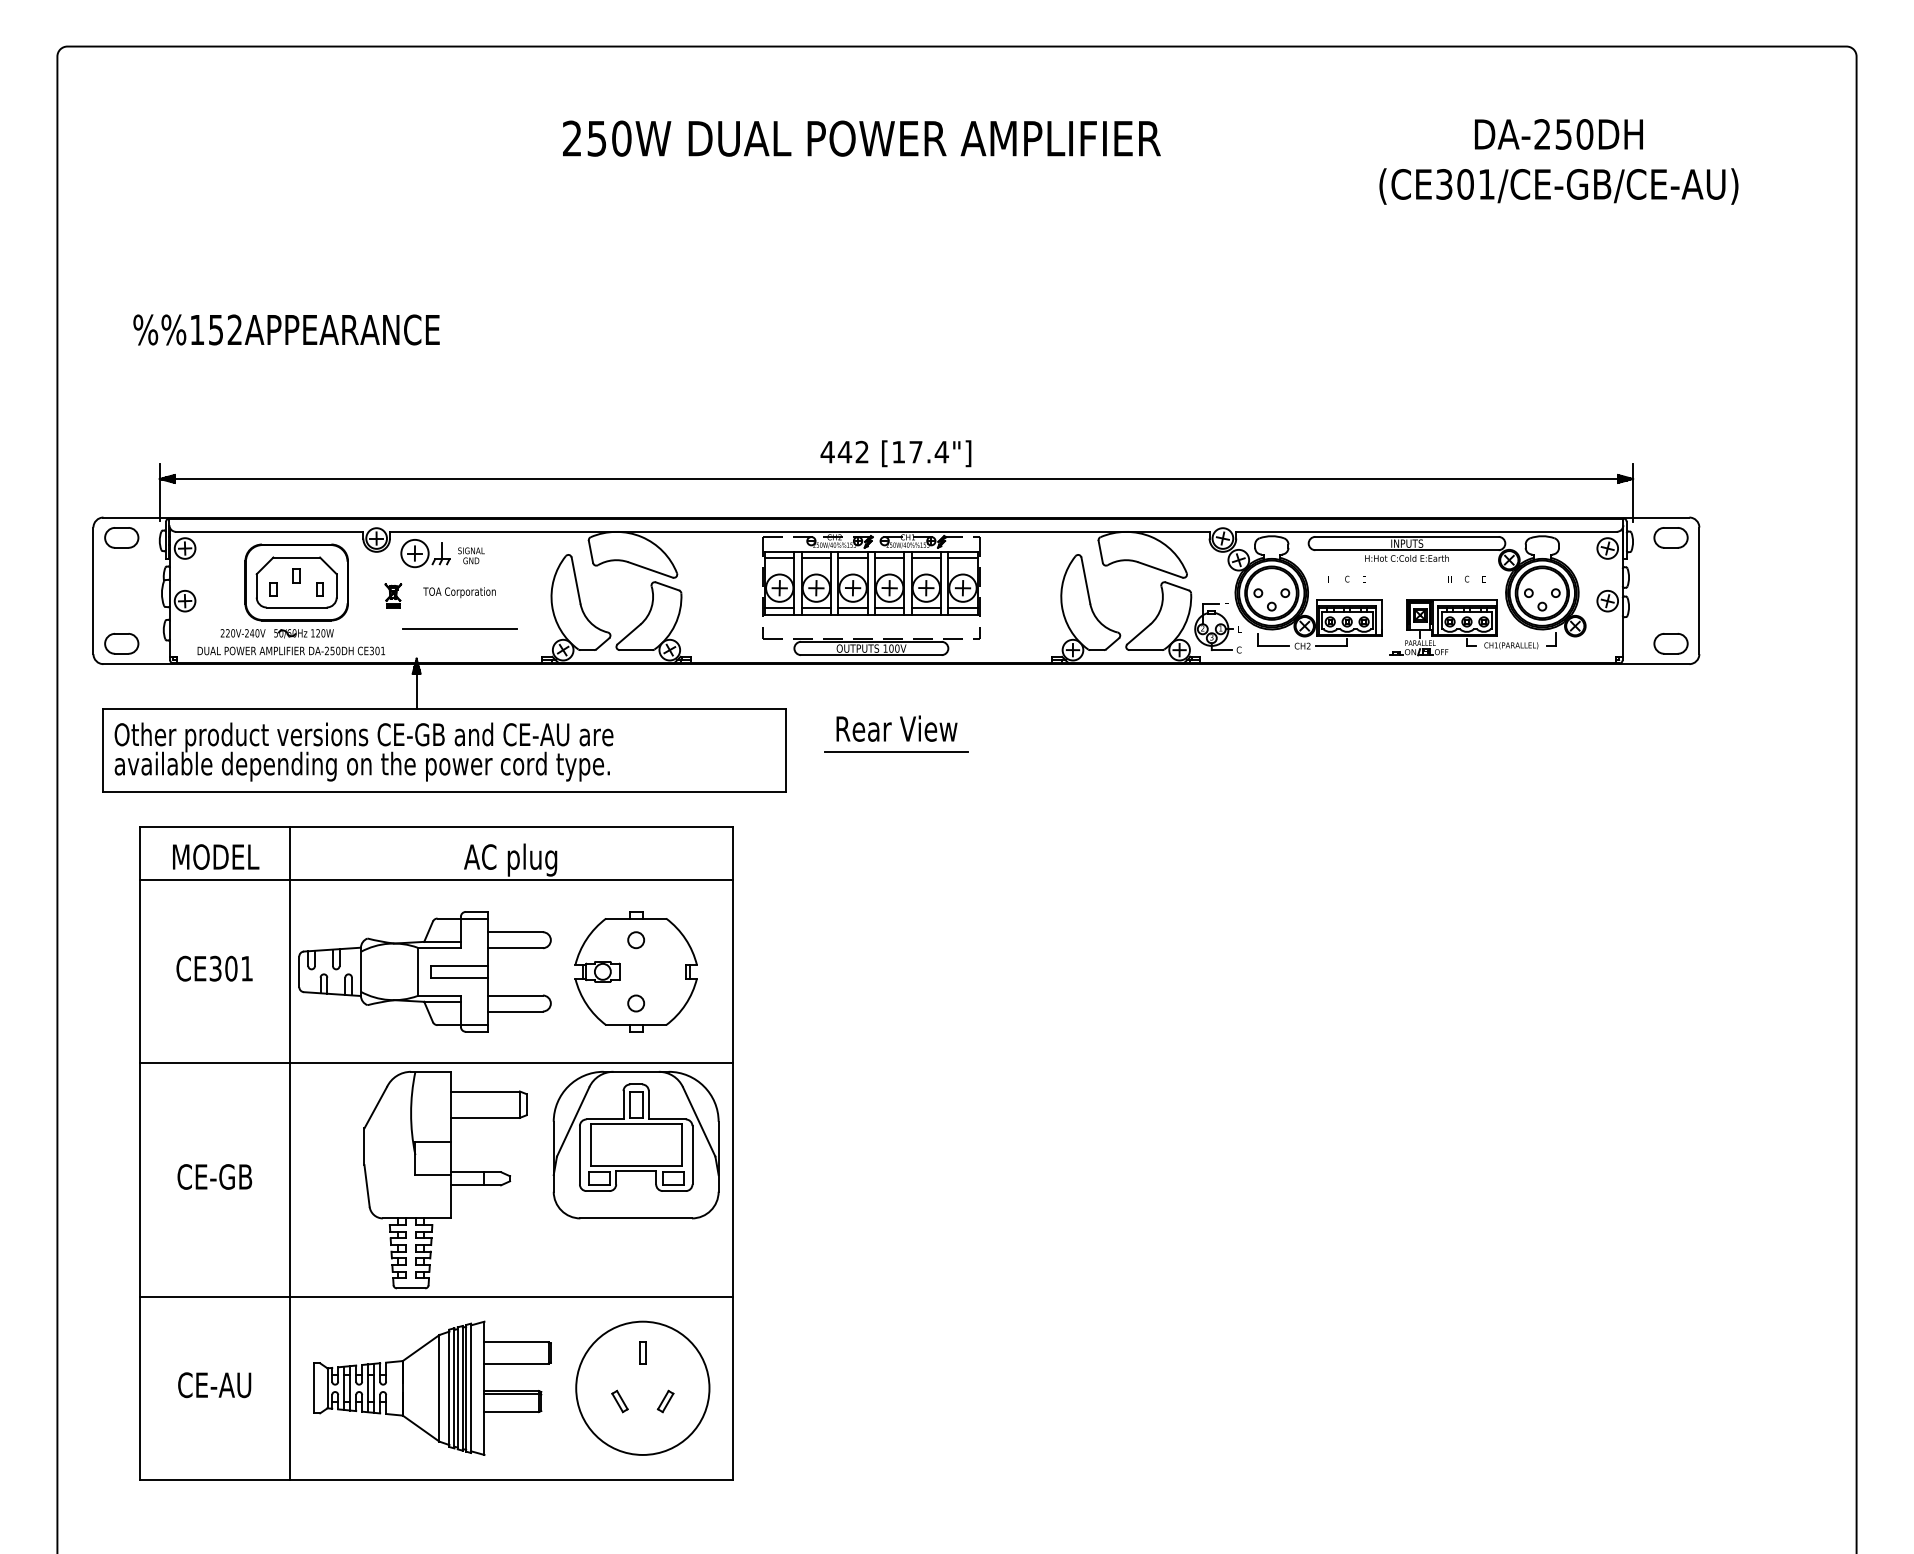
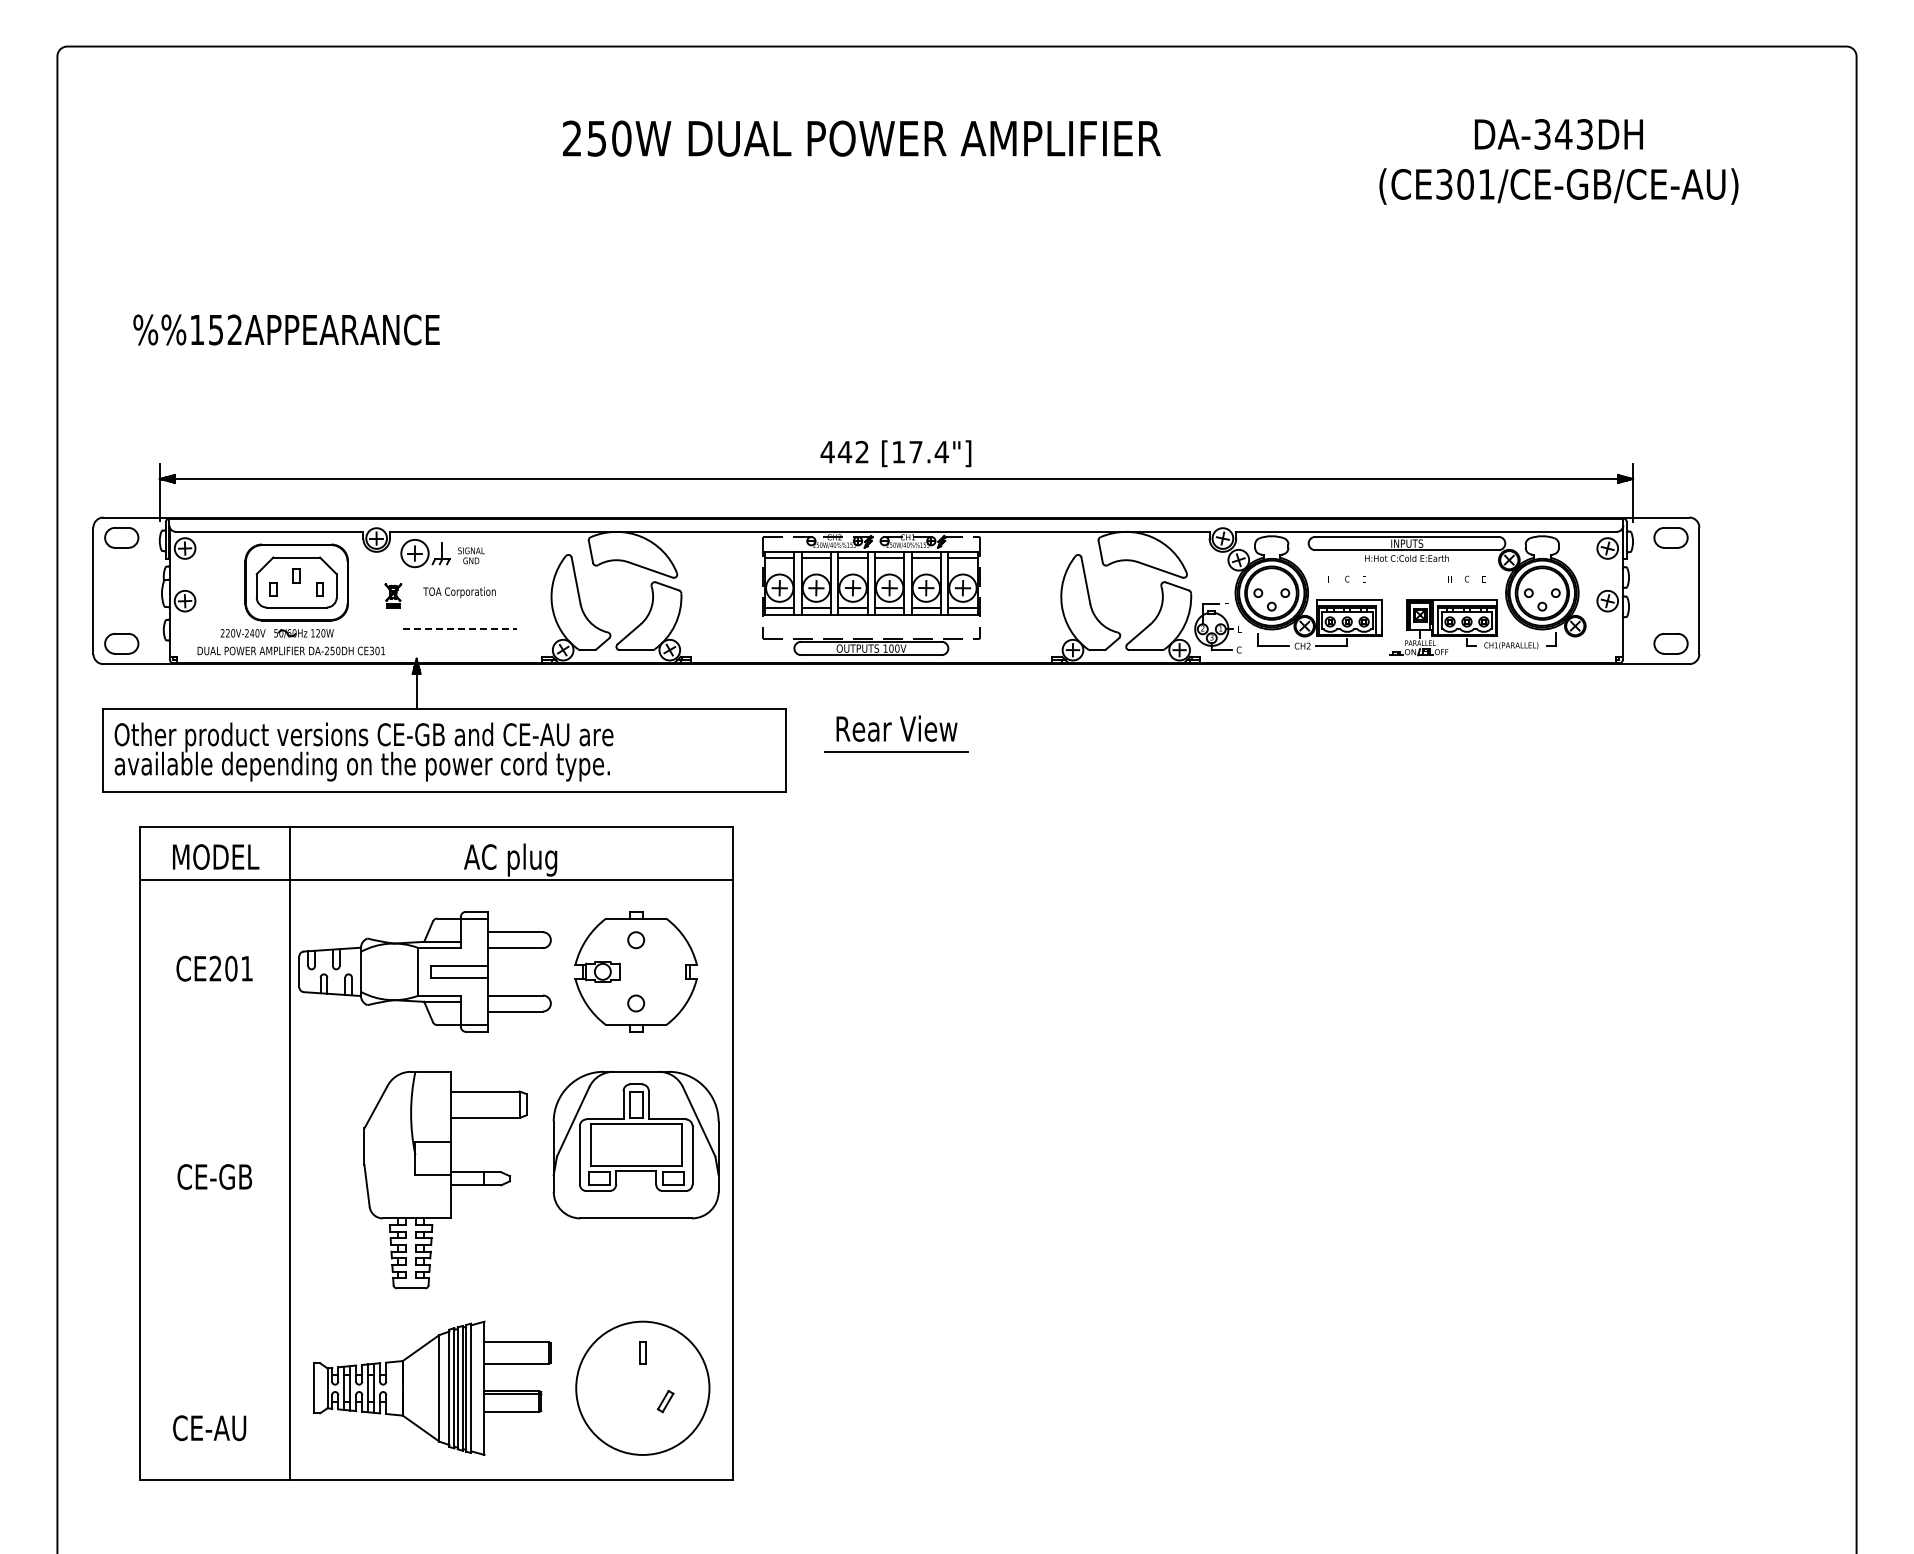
text: DA-250DH -> DA-343DH (1563, 134)
line: solid -> dashed (459, 629)
text: CE301 -> CE201 (215, 968)
line: present -> none (436, 1063)
line: present -> none (436, 1296)
text position: (214, 1385) -> (209, 1428) (209, 1428)
part: present -> none (619, 1401)
